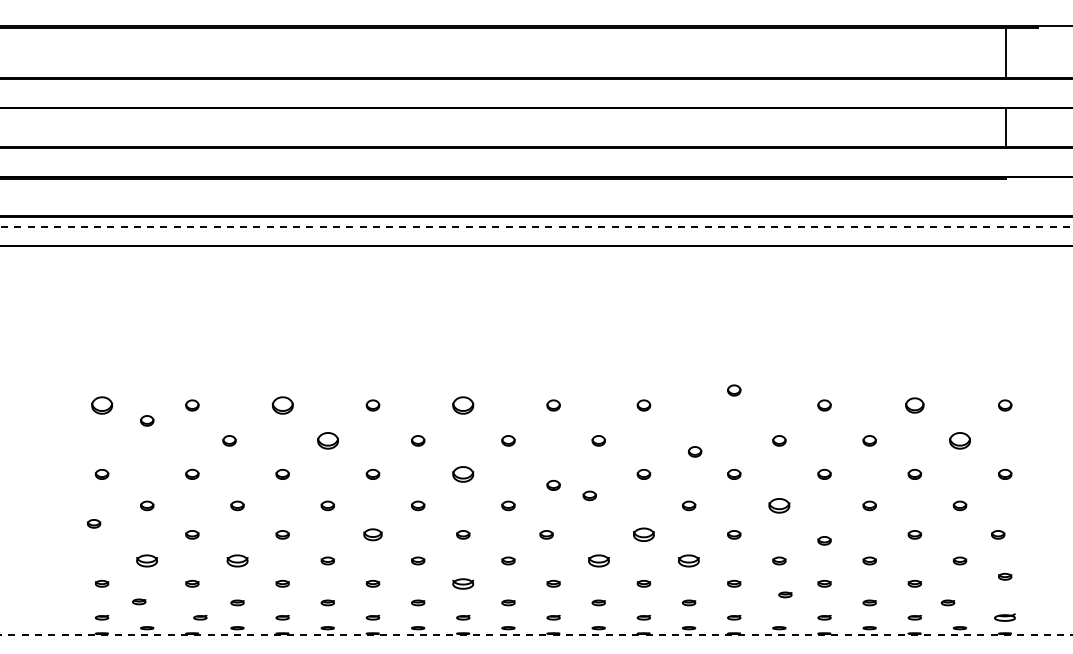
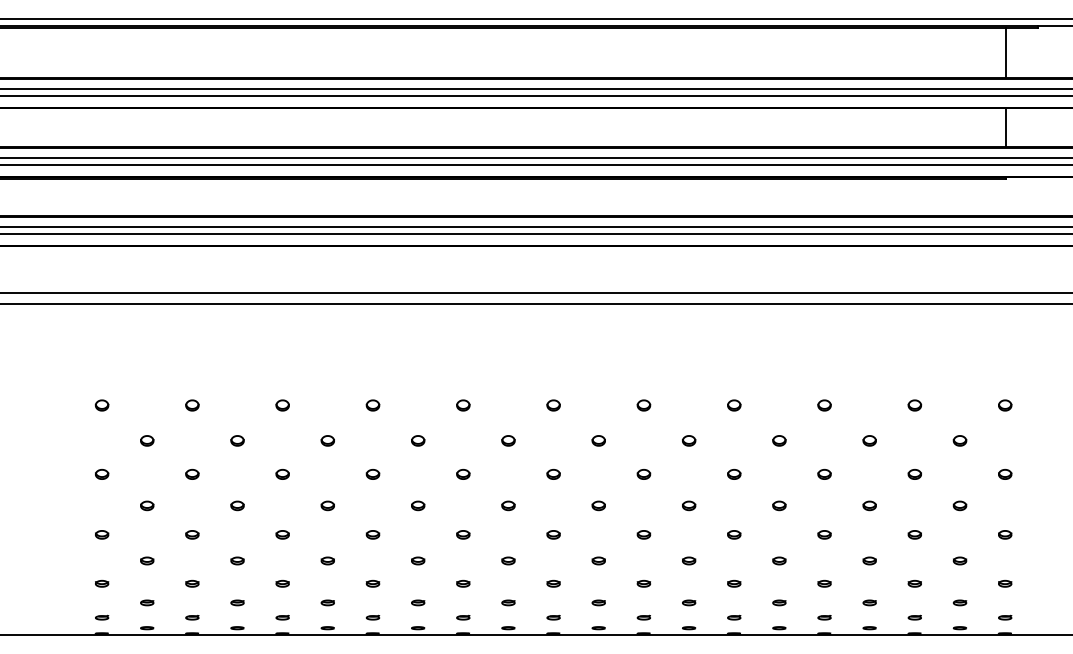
line: none -> present (535, 19)
line: none -> present (535, 88)
line: none -> present (535, 96)
line: none -> present (535, 157)
line: none -> present (535, 165)
line: dashed -> solid (536, 226)
line: none -> present (535, 234)
line: none -> present (535, 292)
line: none -> present (535, 303)
part position: (734, 390) -> (734, 405) (734, 405)
part size: 23x19 px -> 16x13 px (101, 405)
part size: 23x19 px -> 15x13 px (282, 405)
part size: 23x19 px -> 15x13 px (463, 405)
part size: 20x17 px -> 16x13 px (914, 405)
part position: (147, 420) -> (147, 440) (147, 440)
part position: (229, 440) -> (237, 440) (237, 440)
part size: 22x18 px -> 15x12 px (327, 440)
part size: 22x18 px -> 16x12 px (959, 440)
part position: (695, 451) -> (689, 440) (689, 440)
part size: 23x17 px -> 15x11 px (463, 474)
part position: (553, 485) -> (553, 474) (553, 474)
part position: (589, 495) -> (598, 505) (598, 505)
part size: 23x16 px -> 15x12 px (779, 505)
part position: (94, 523) -> (102, 534) (102, 534)
part size: 20x14 px -> 16x10 px (372, 534)
part position: (546, 534) -> (553, 534) (553, 534)
part size: 22x15 px -> 16x10 px (643, 534)
part position: (998, 534) -> (1005, 534) (1005, 534)
part position: (824, 540) -> (824, 534) (824, 534)
part size: 22x14 px -> 15x10 px (147, 560)
part size: 23x14 px -> 15x10 px (237, 560)
part size: 22x14 px -> 15x10 px (598, 560)
part size: 22x14 px -> 15x10 px (689, 560)
part position: (1005, 576) -> (1005, 583) (1005, 583)
part size: 23x12 px -> 15x9 px (463, 583)
part position: (785, 594) -> (779, 602) (779, 602)
part position: (139, 601) -> (147, 602) (147, 602)
part position: (947, 602) -> (959, 602) (959, 602)
part position: (200, 617) -> (192, 617) (192, 617)
part size: 22x9 px -> 15x7 px (1005, 617)
line: dashed -> solid (536, 634)
